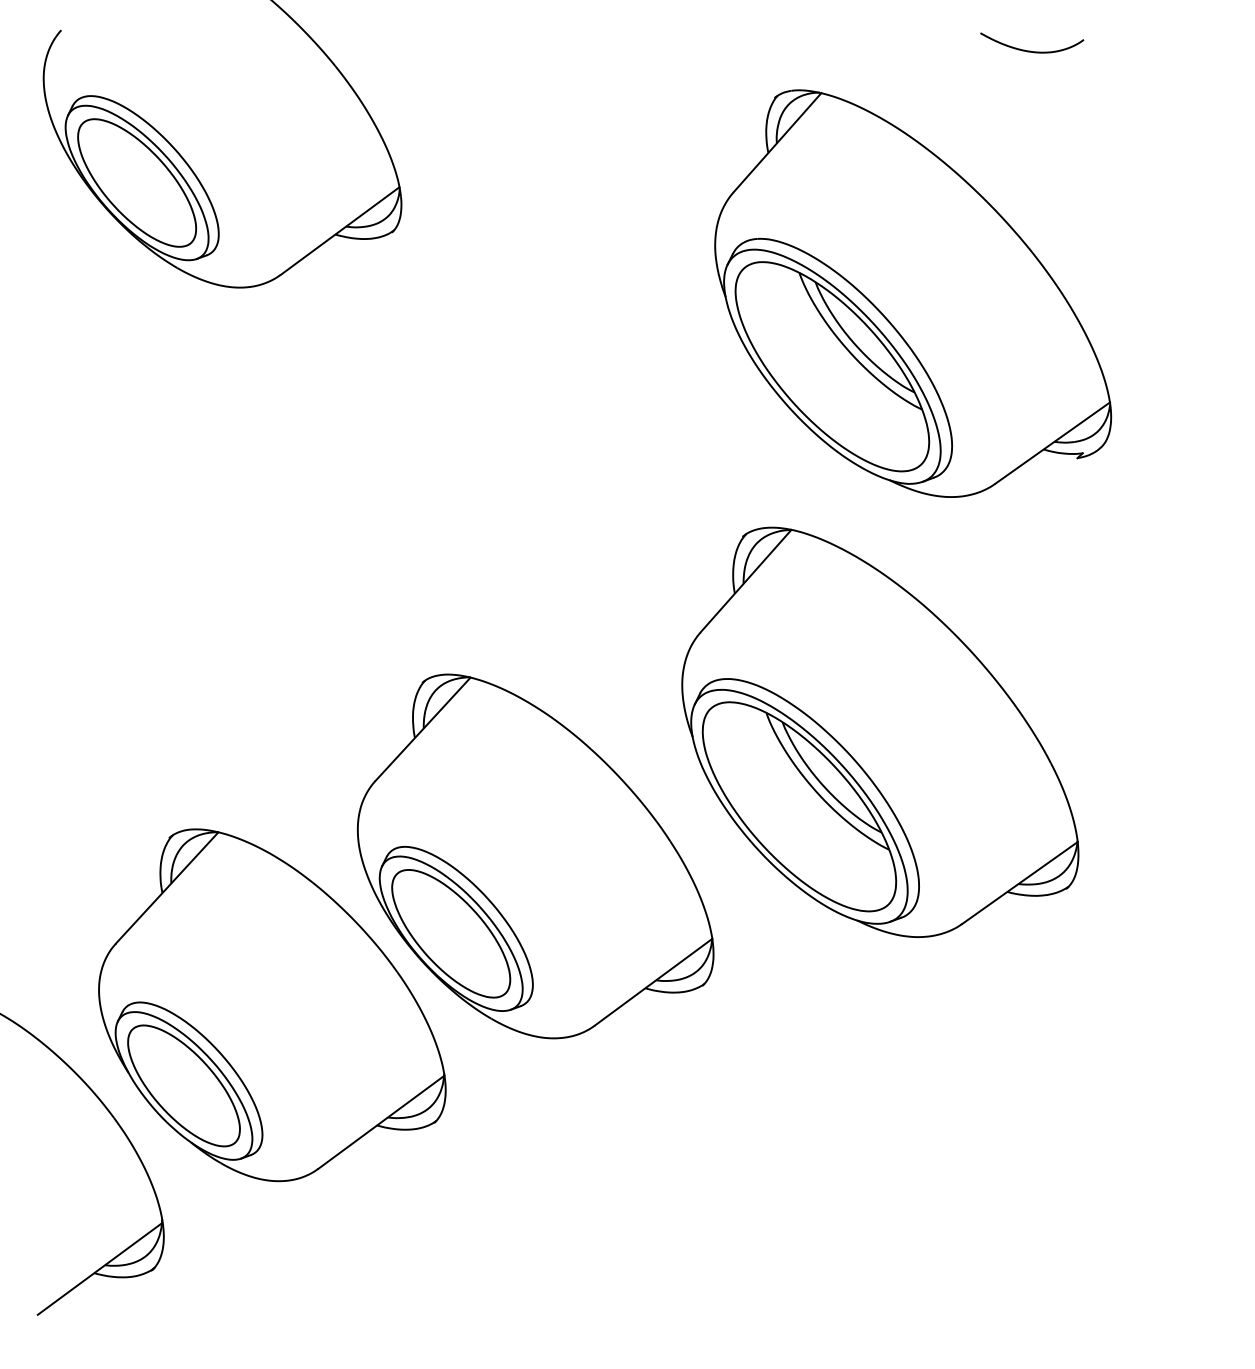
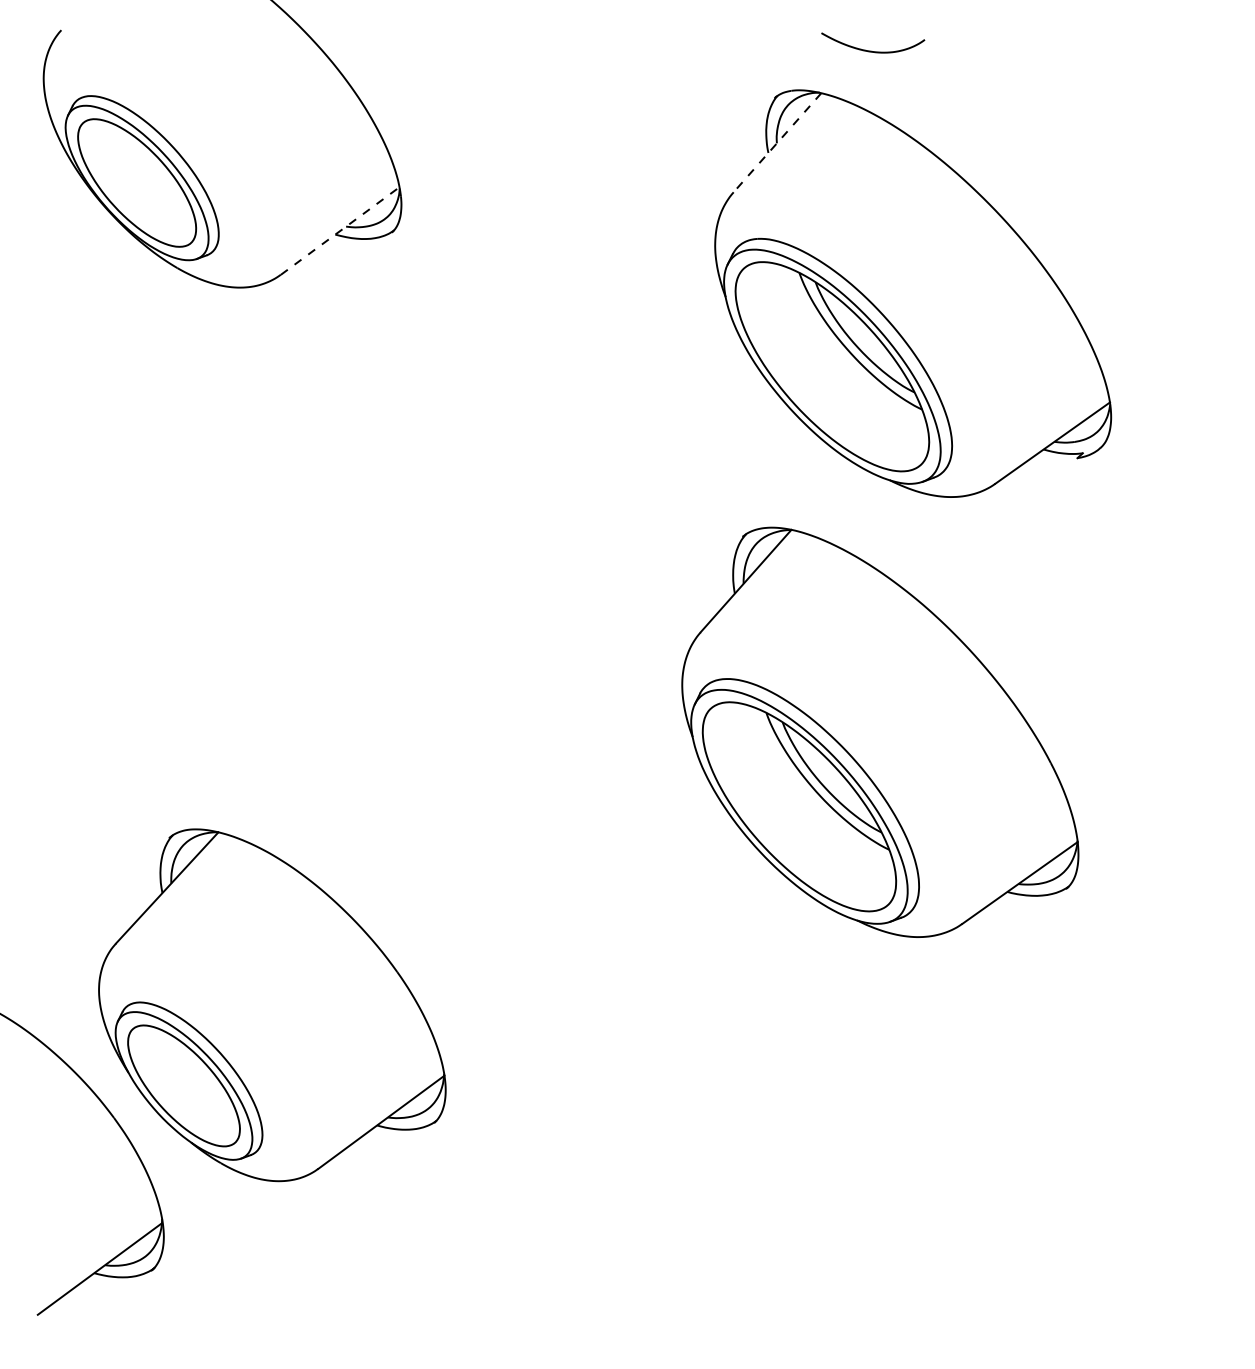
curve position: (1030, 50) -> (871, 50) (871, 50)
line: solid -> dashed (777, 143)
line: solid -> dashed (340, 231)
part: present -> none (535, 856)
